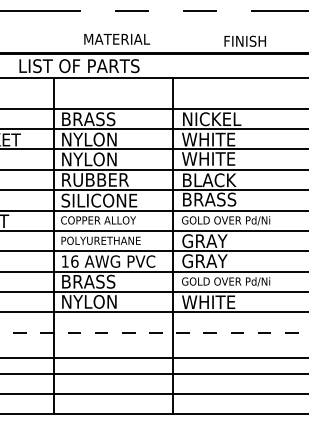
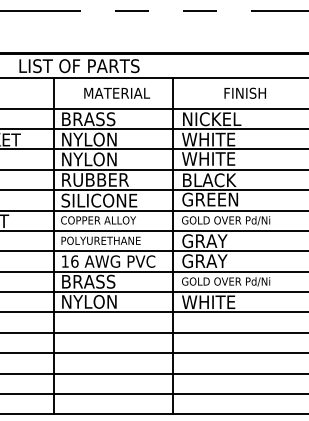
text position: (117, 39) -> (117, 93) (117, 93)
text position: (244, 40) -> (244, 92) (244, 92)
text: BRASS -> GREEN (210, 199)
line: dashed -> solid (154, 332)
line position: (153, 358) -> (153, 353) (153, 353)
